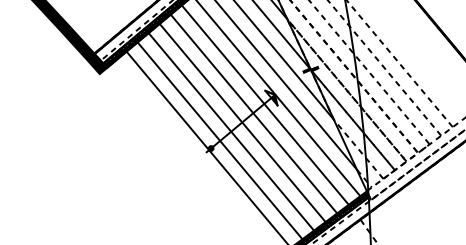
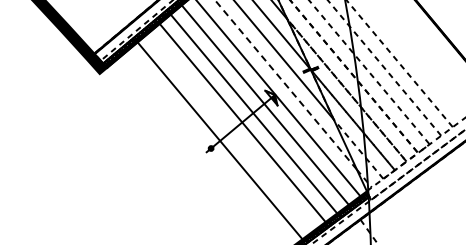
line: solid -> dashed (285, 84)
line: present -> none (230, 131)
line: present -> none (205, 146)
